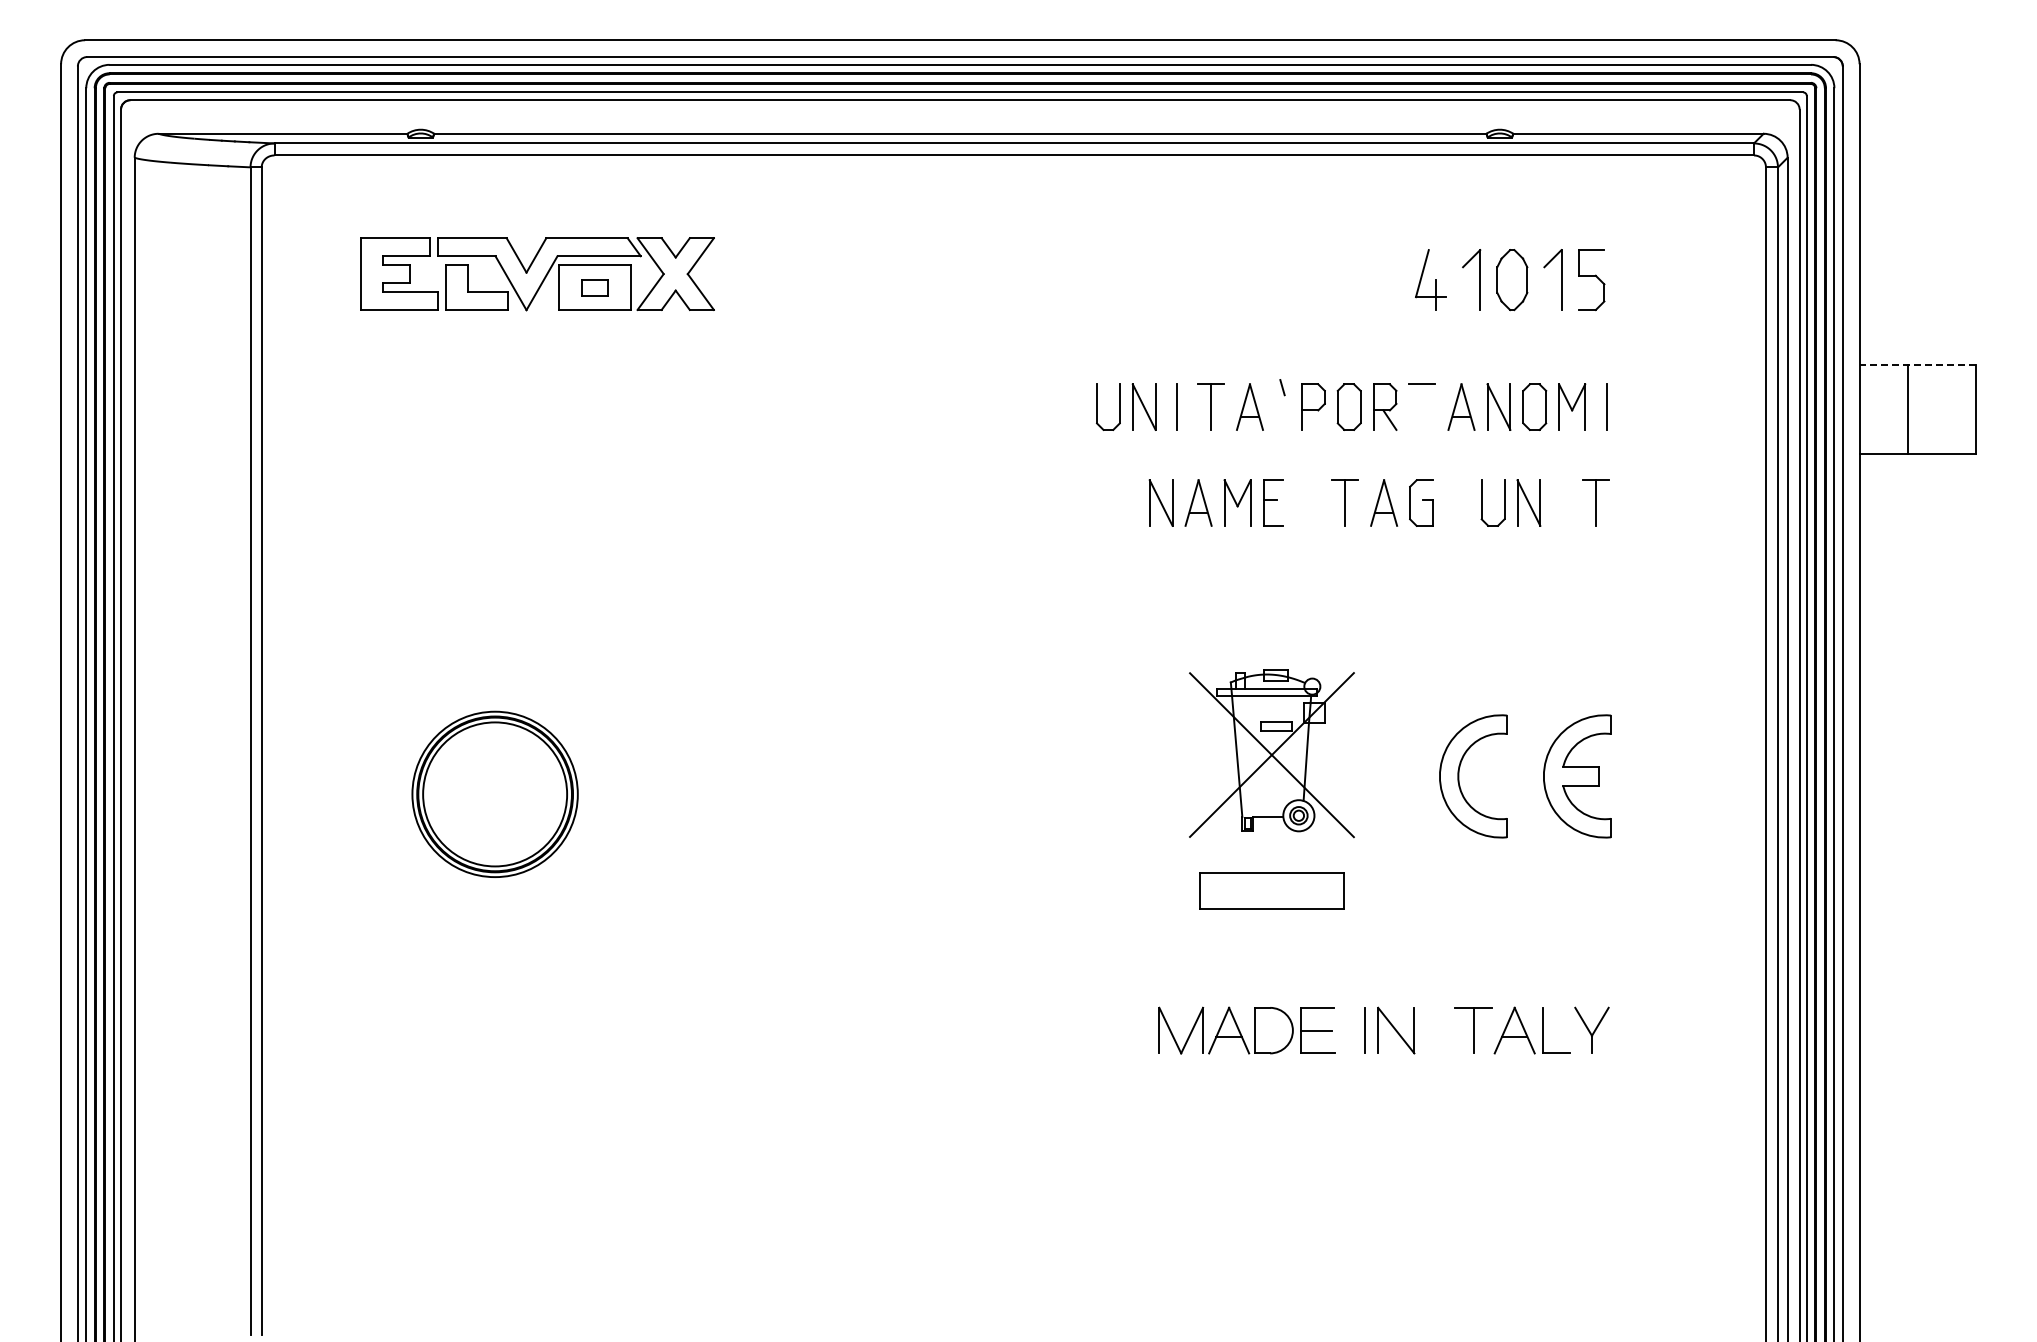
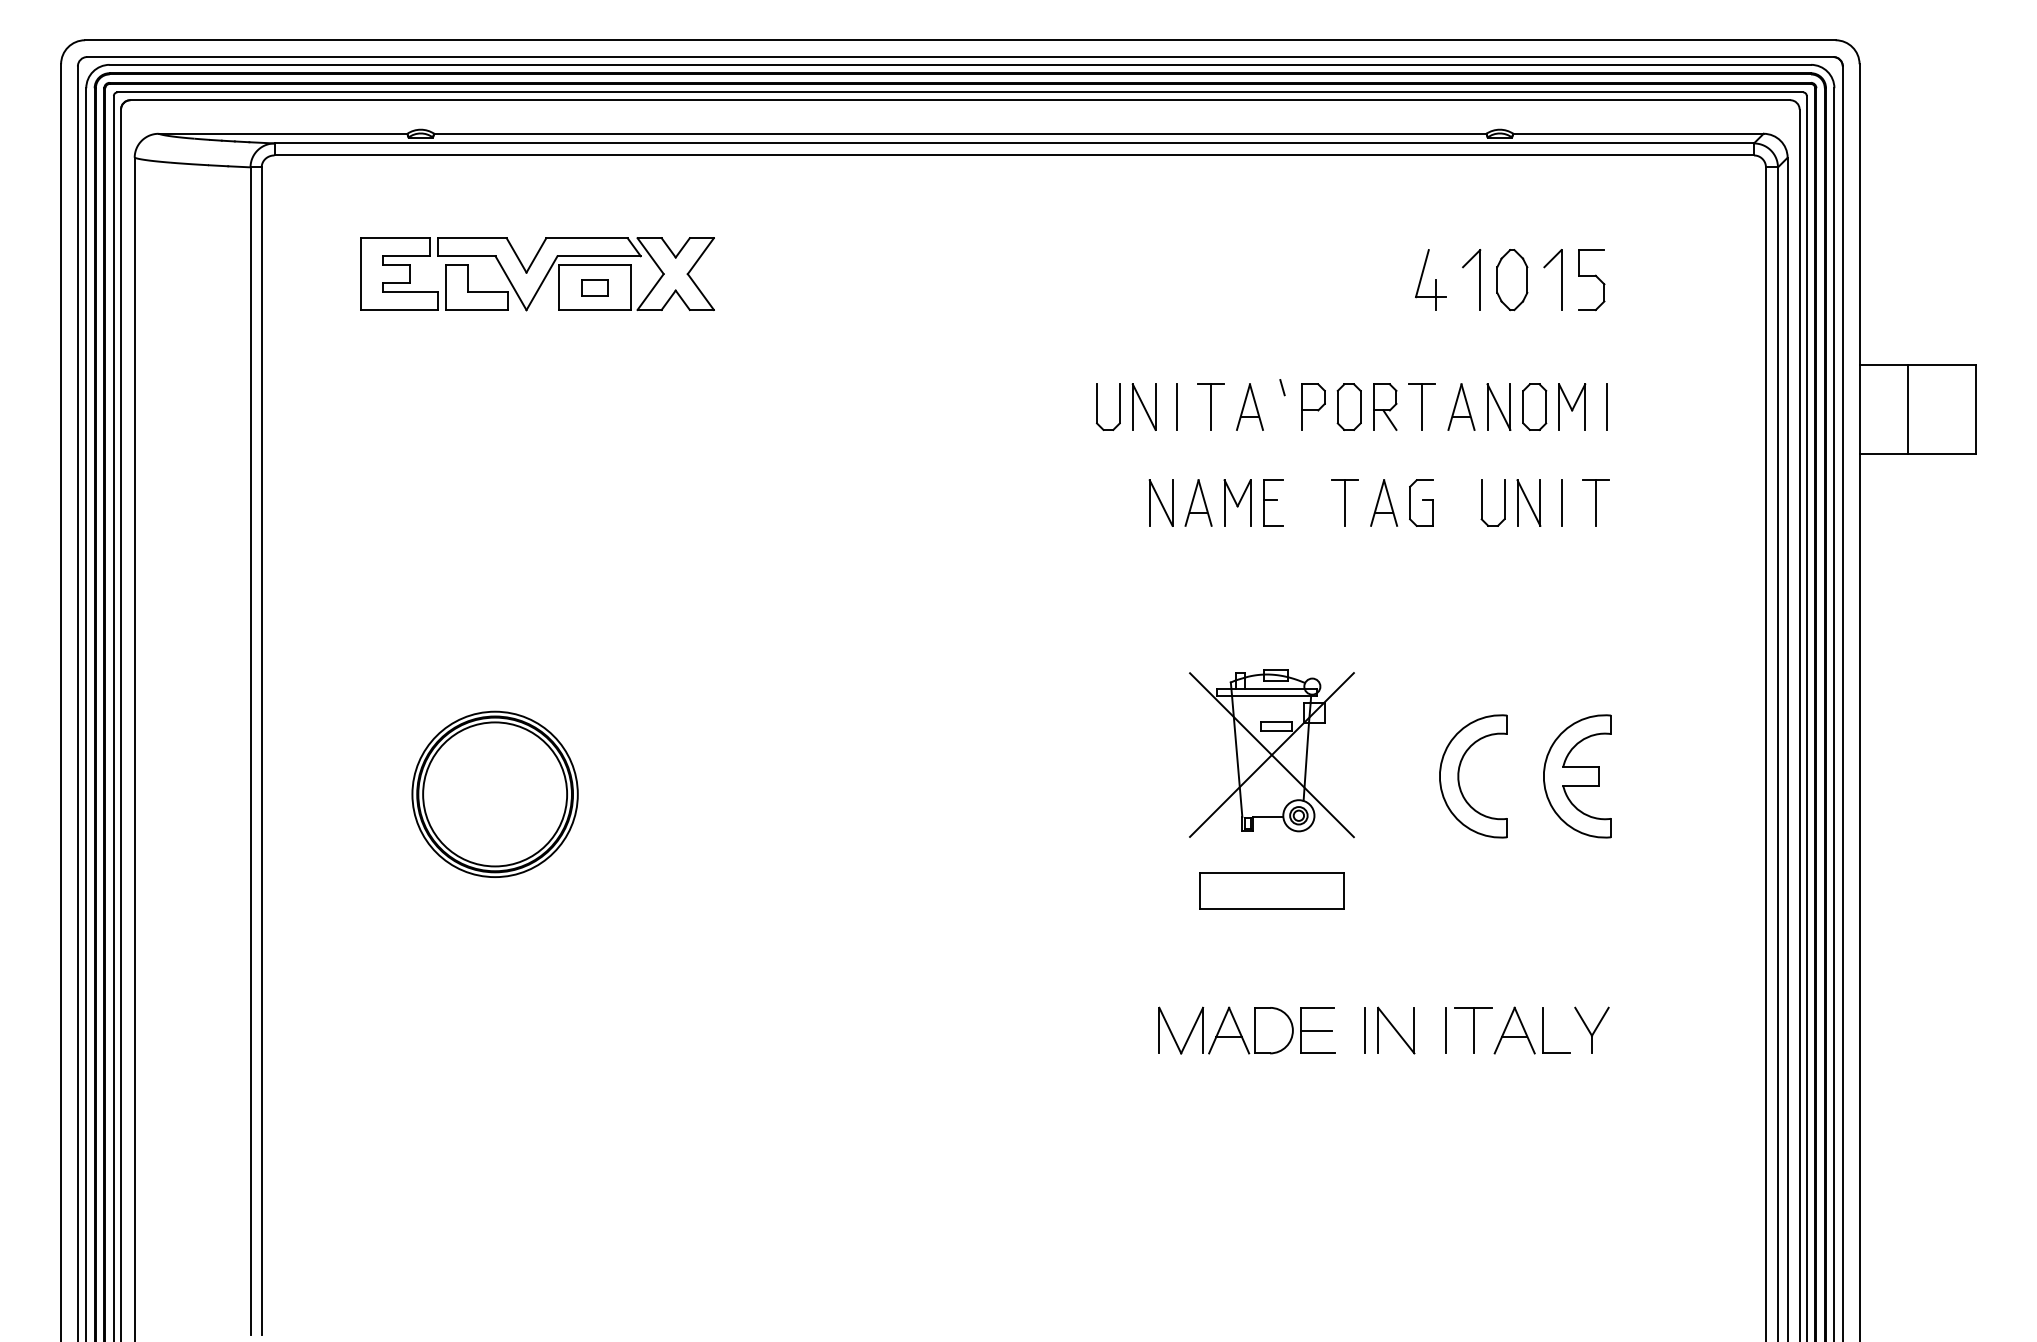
line: dashed -> solid (1917, 365)
line: none -> present (1422, 406)
line: none -> present (1561, 502)
line: none -> present (1445, 1030)
